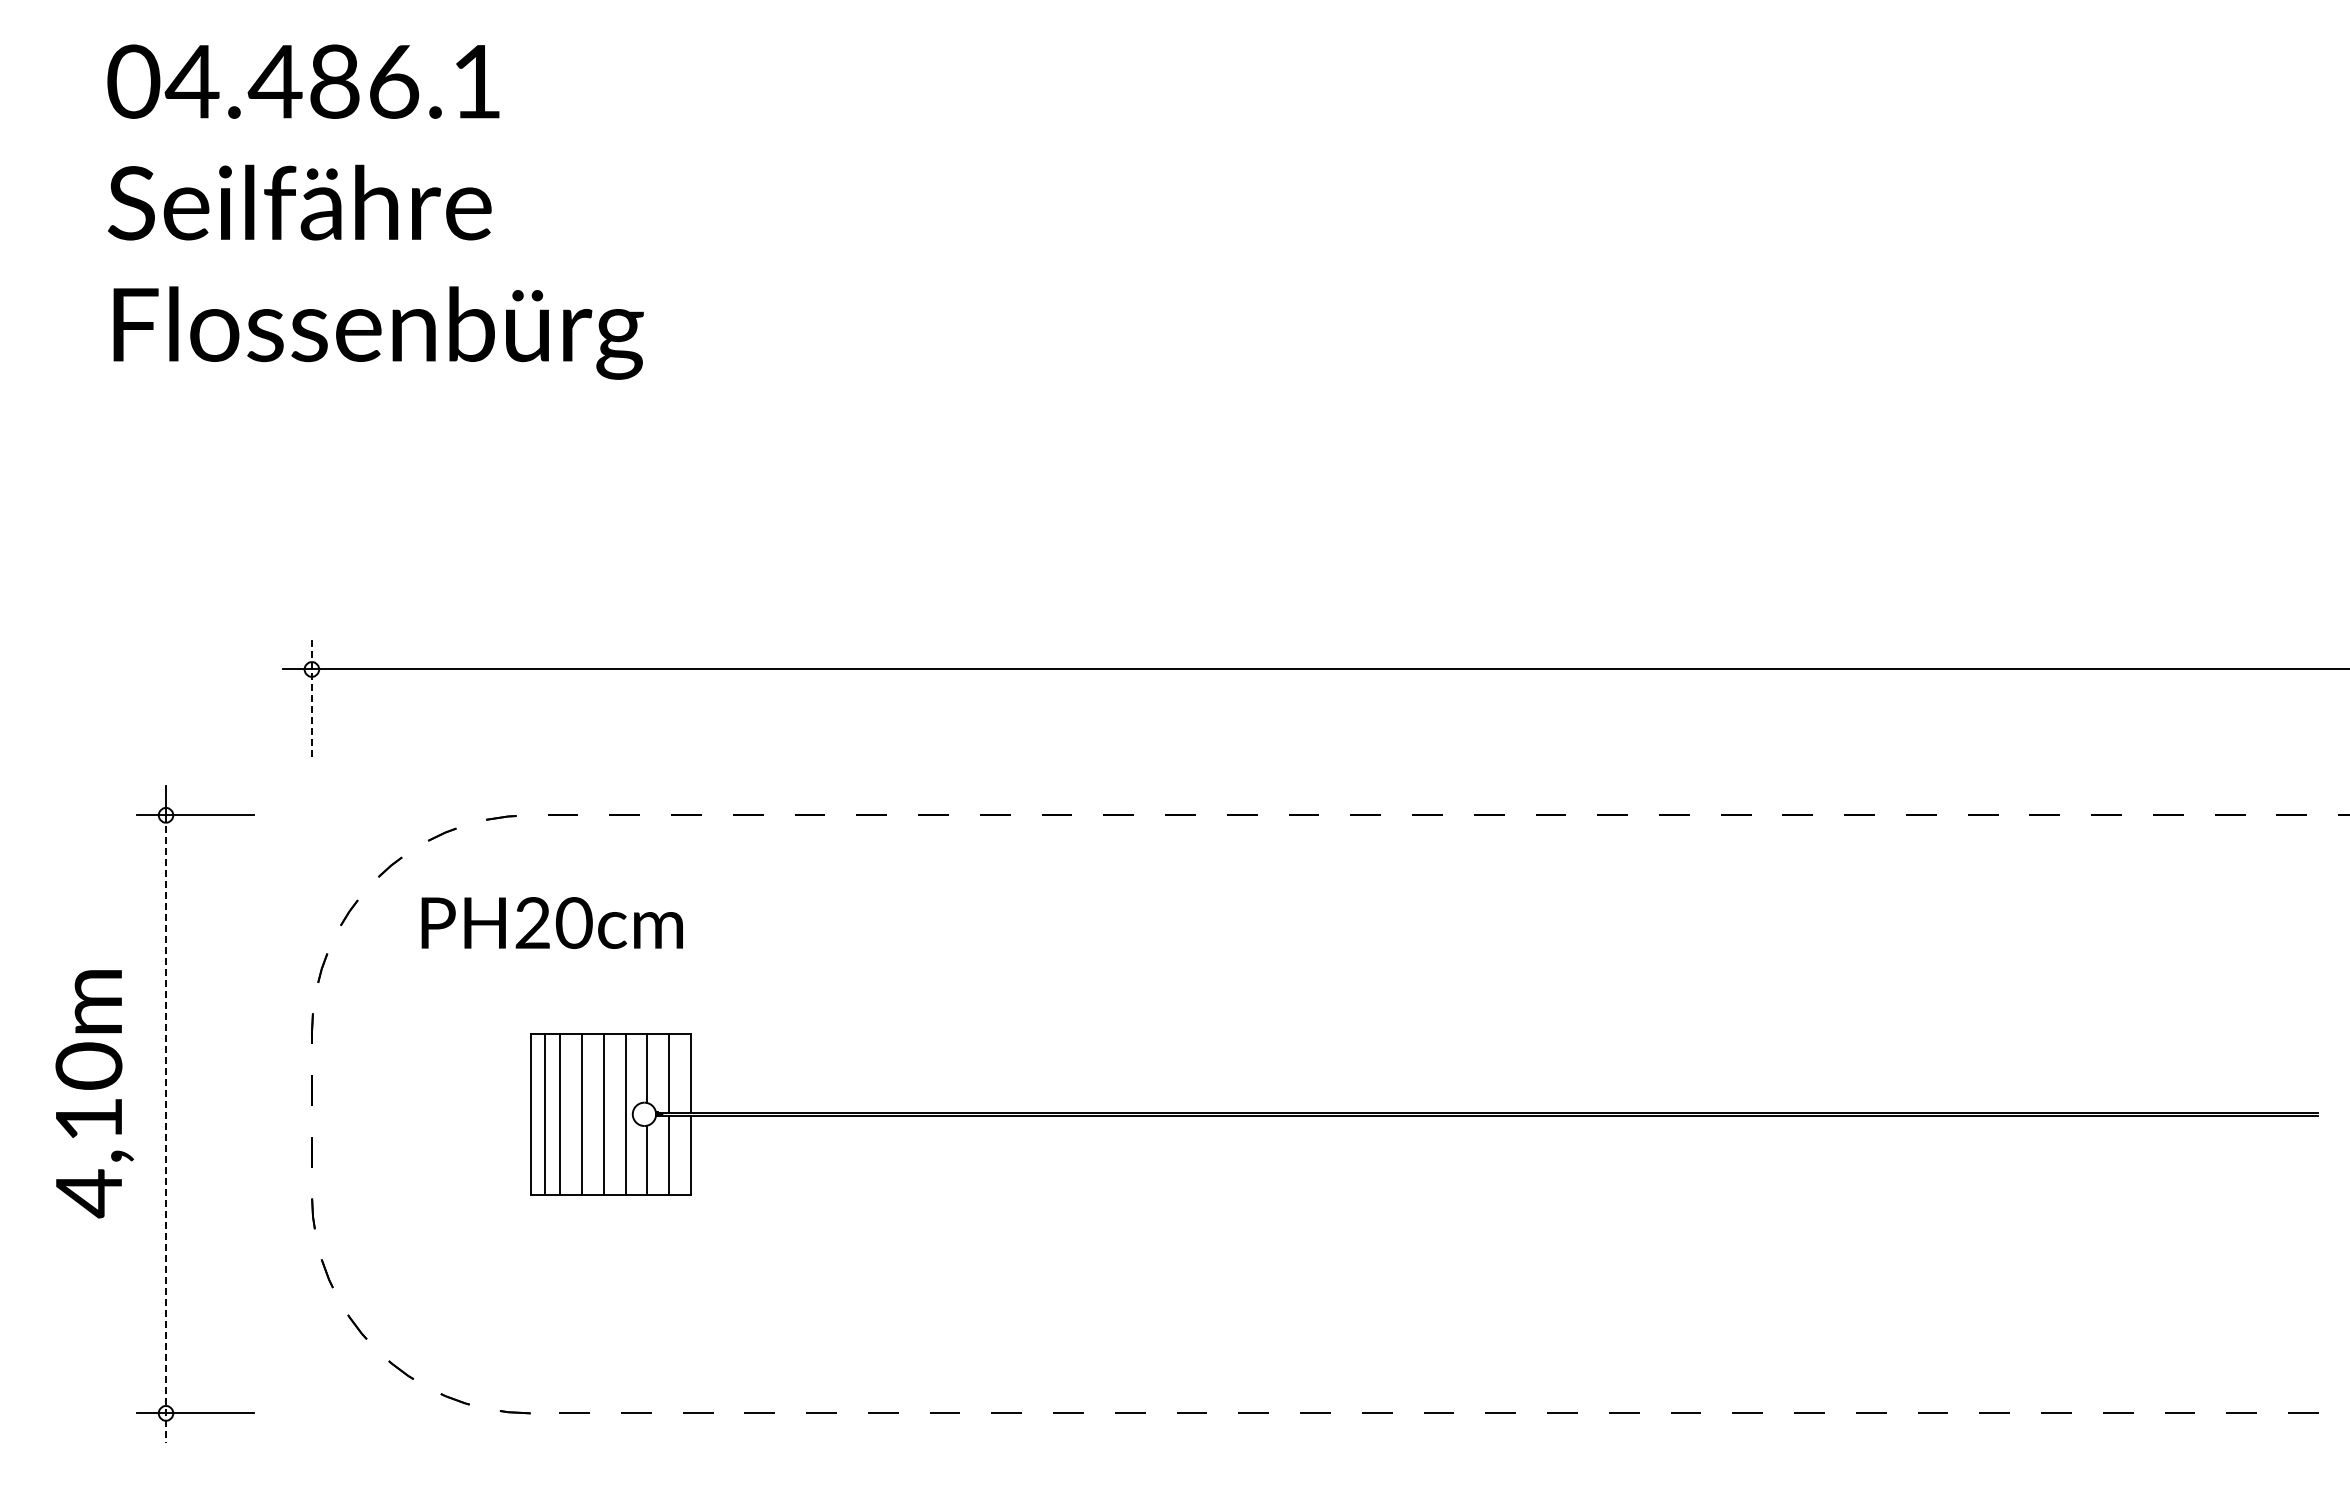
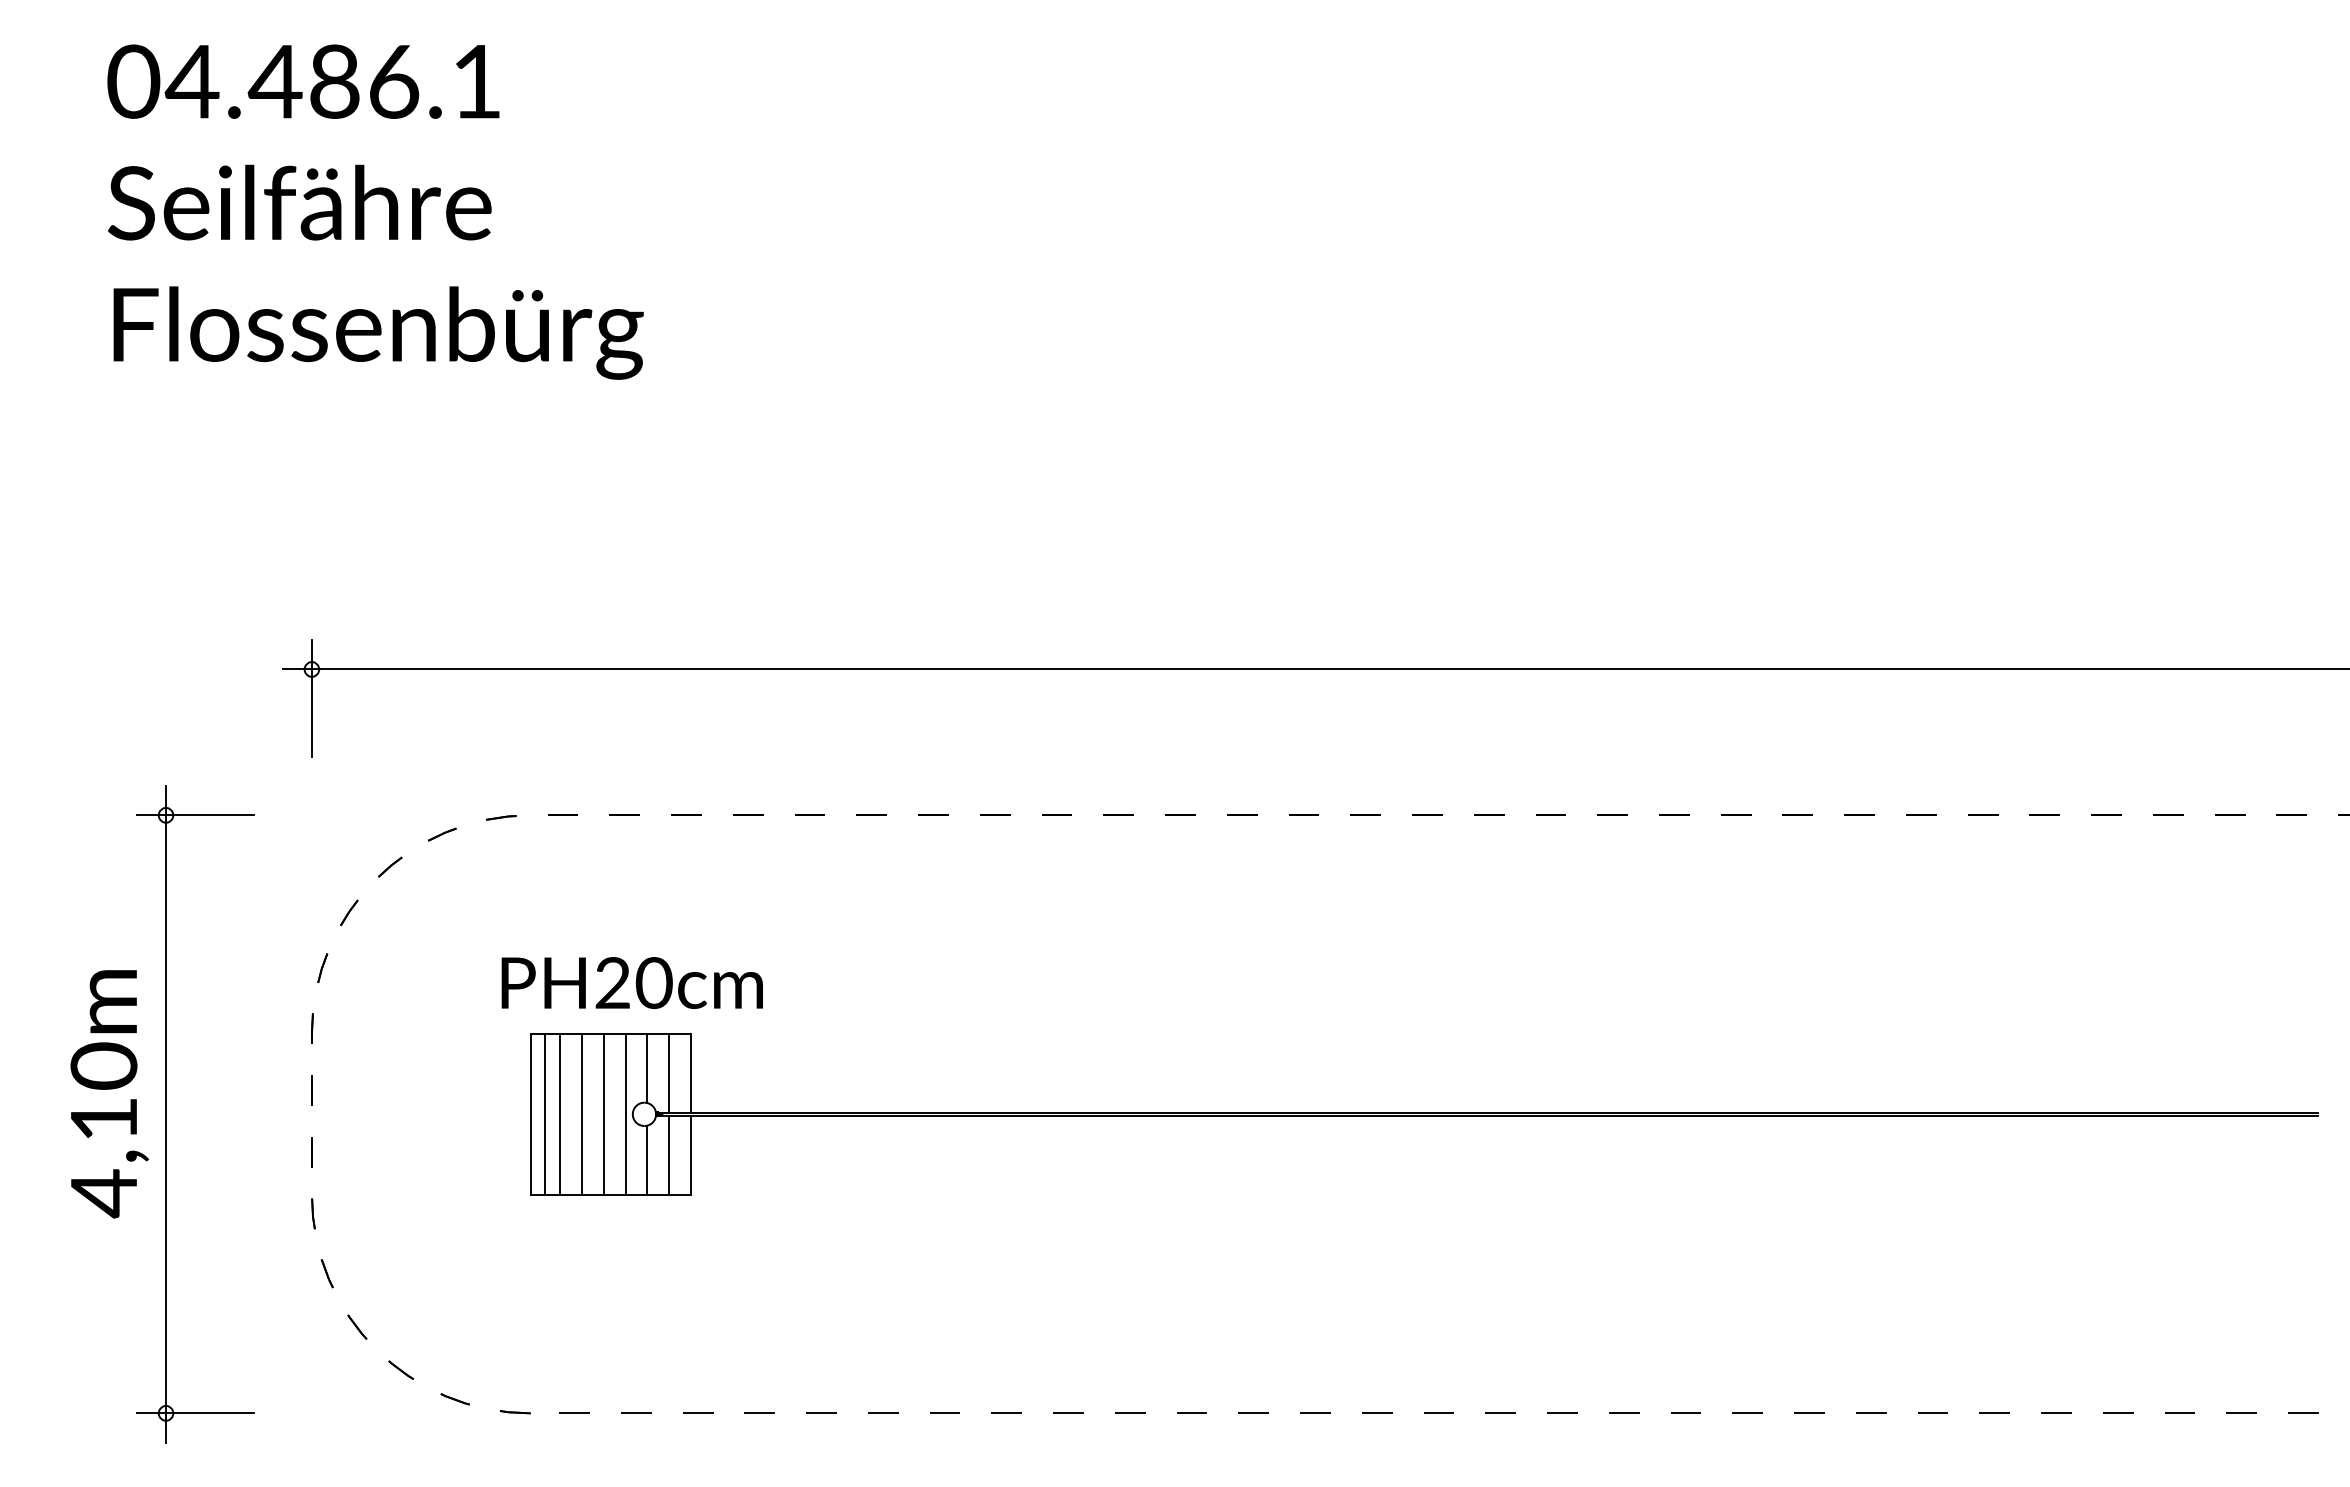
line: dashed -> solid (311, 698)
text position: (551, 923) -> (631, 983) (631, 983)
text position: (94, 1094) -> (109, 1094) (109, 1094)
line: dashed -> solid (166, 1128)
